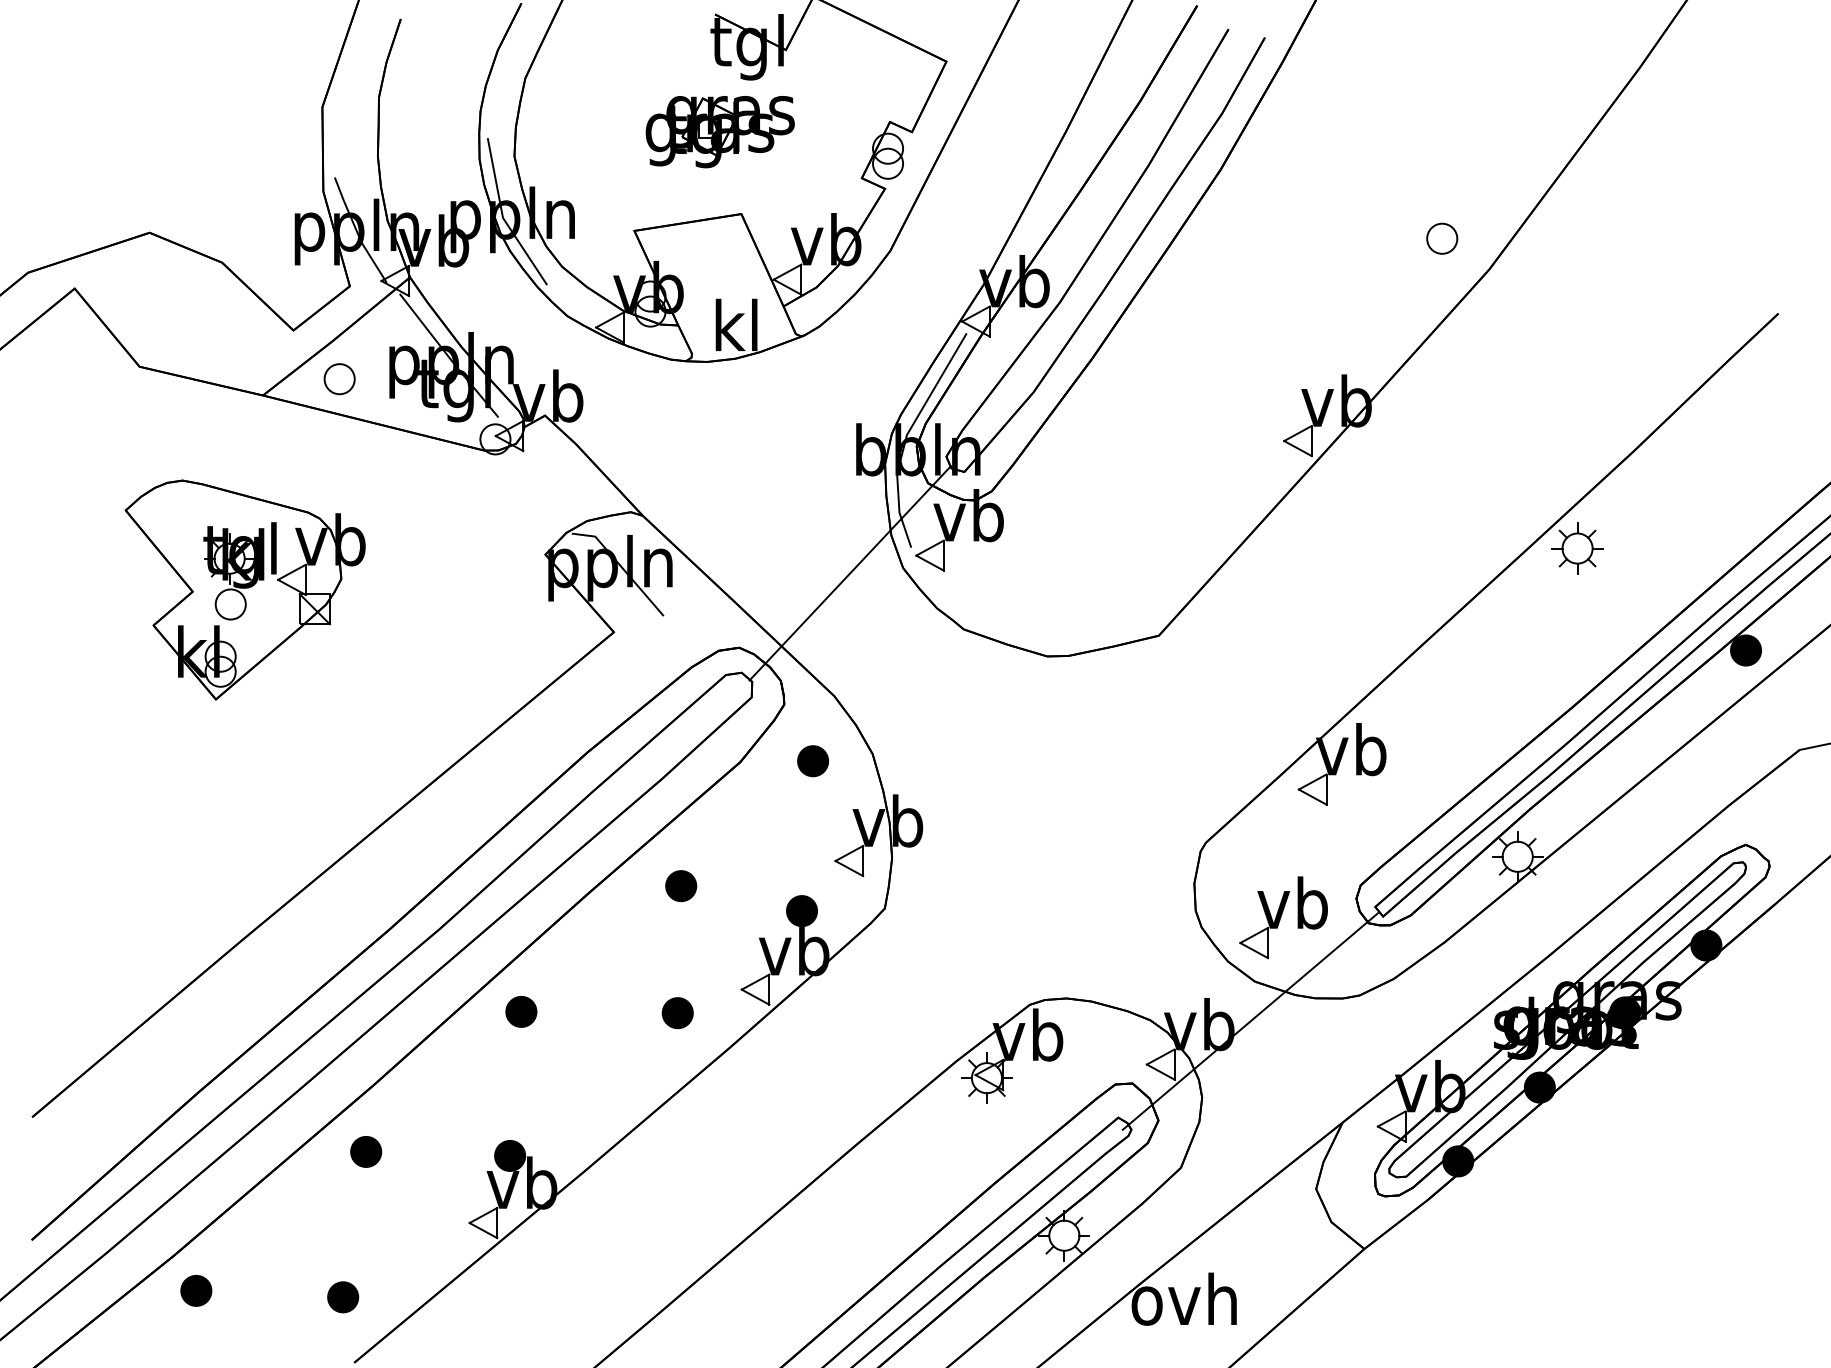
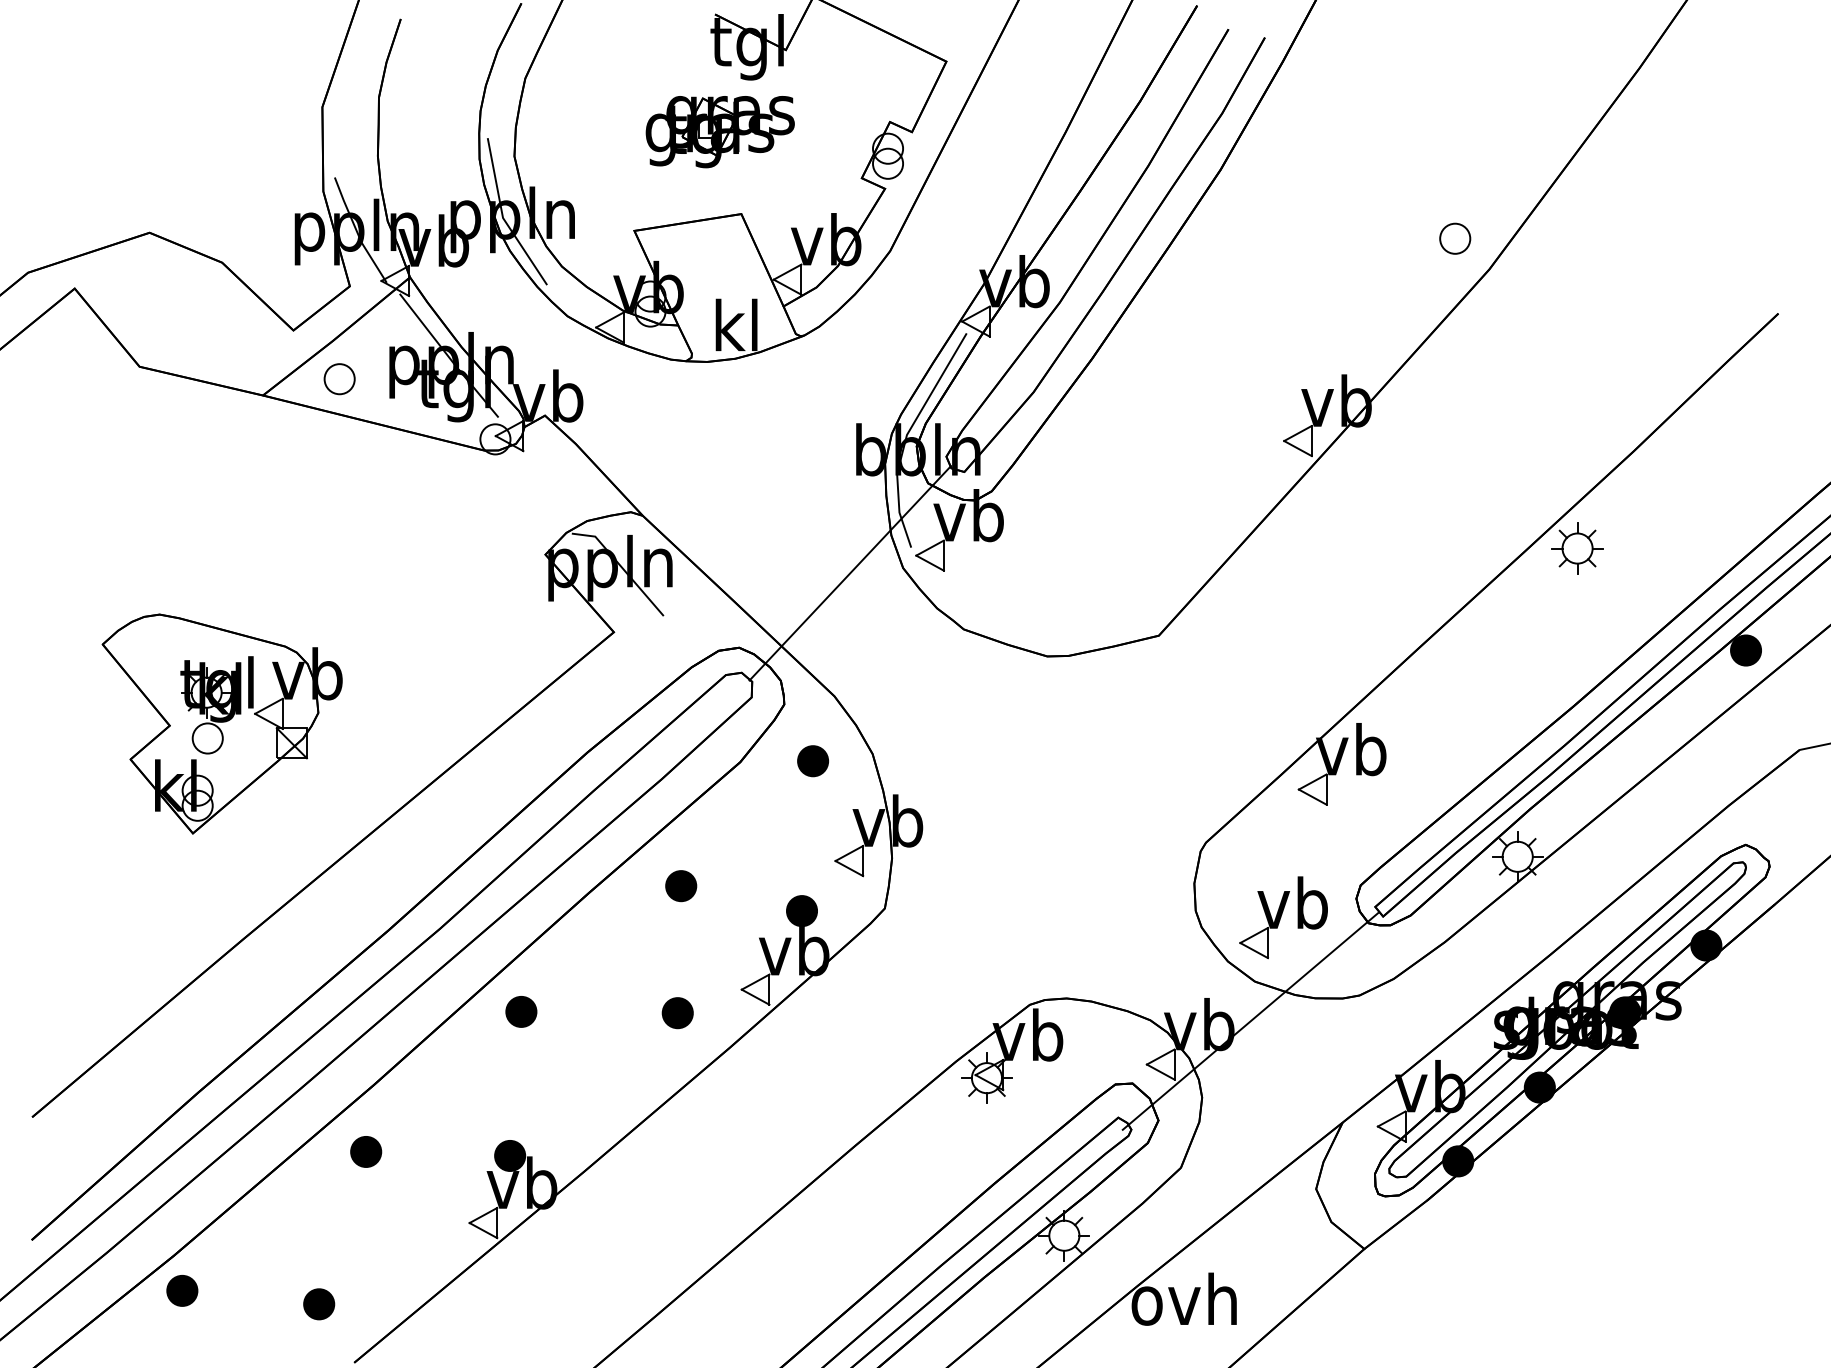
part position: (1442, 238) -> (1455, 238) (1455, 238)
part position: (244, 589) -> (221, 723) (221, 723)
part position: (196, 1290) -> (182, 1290) (182, 1290)
part position: (343, 1297) -> (319, 1304) (319, 1304)
